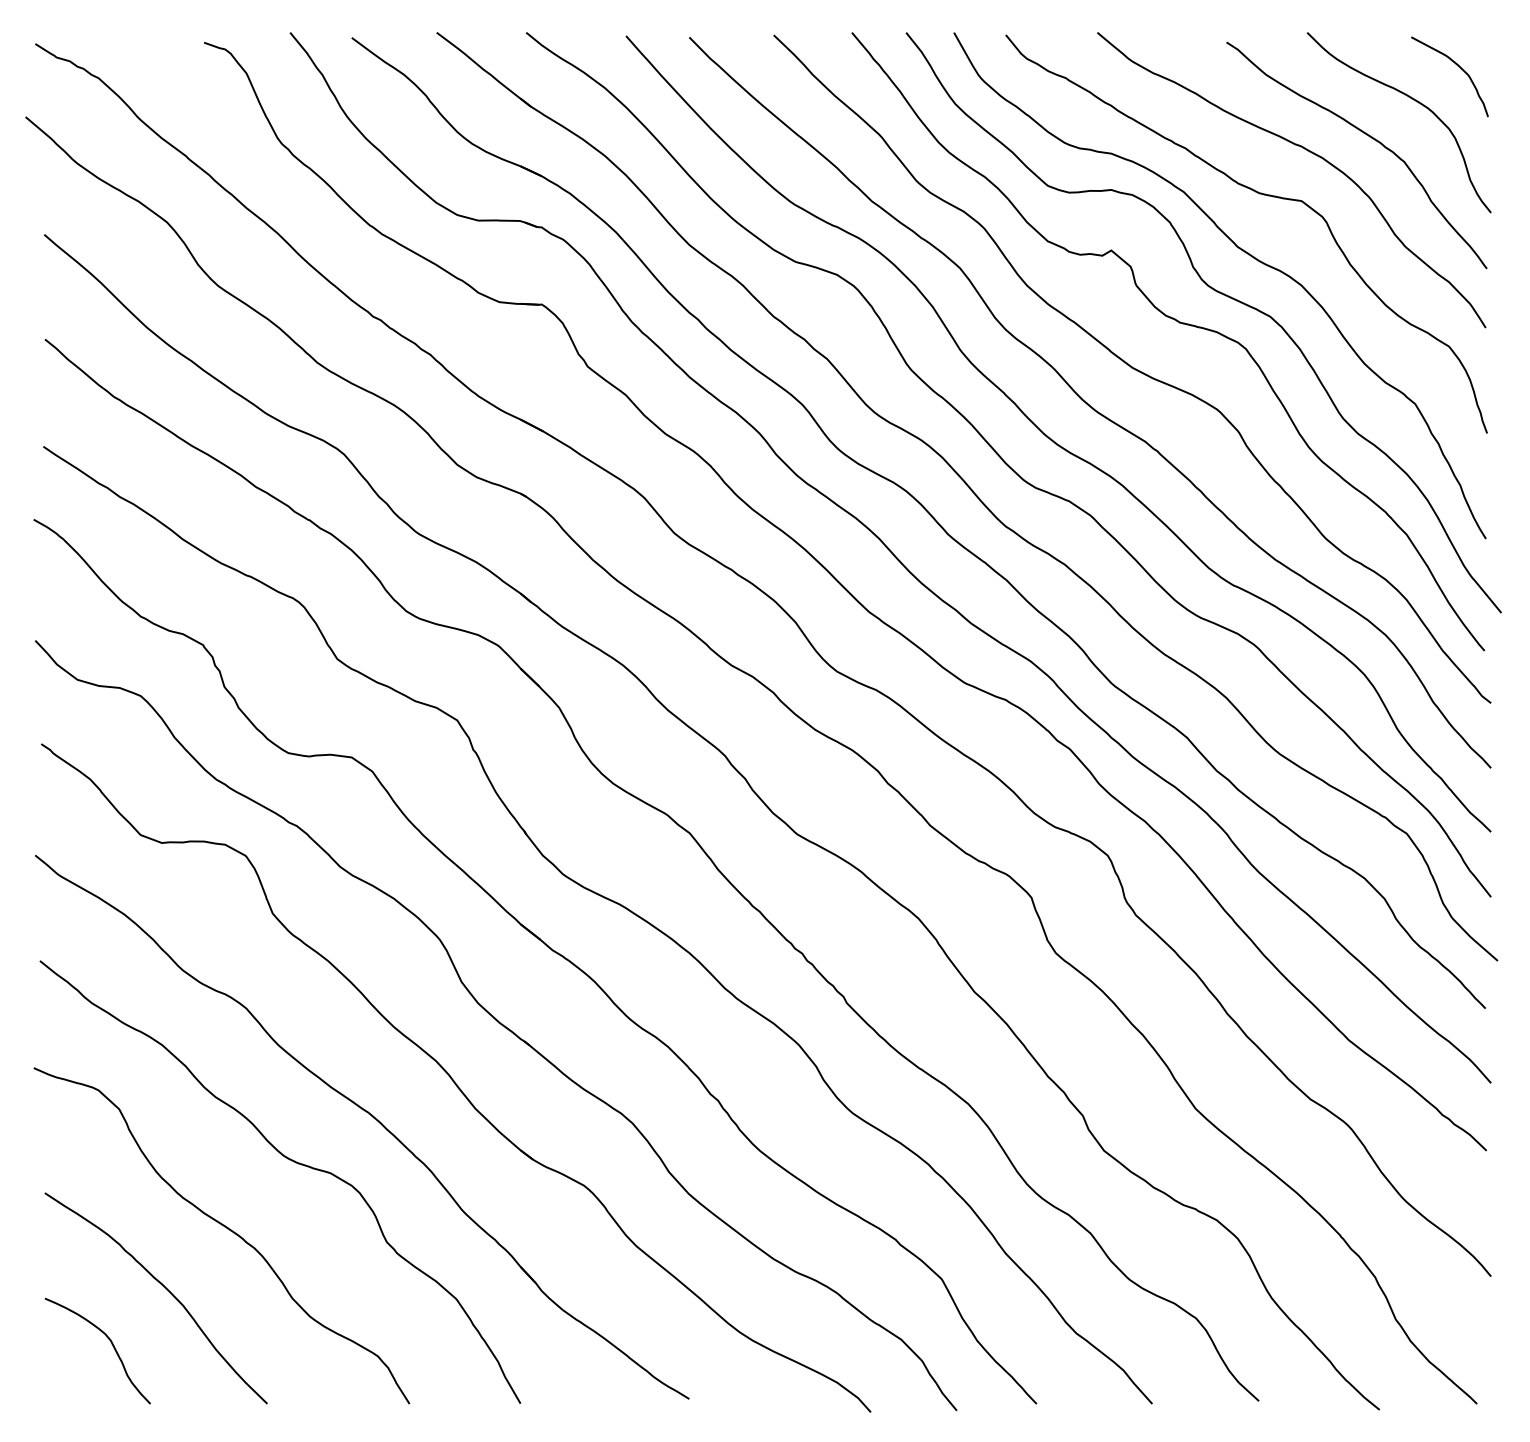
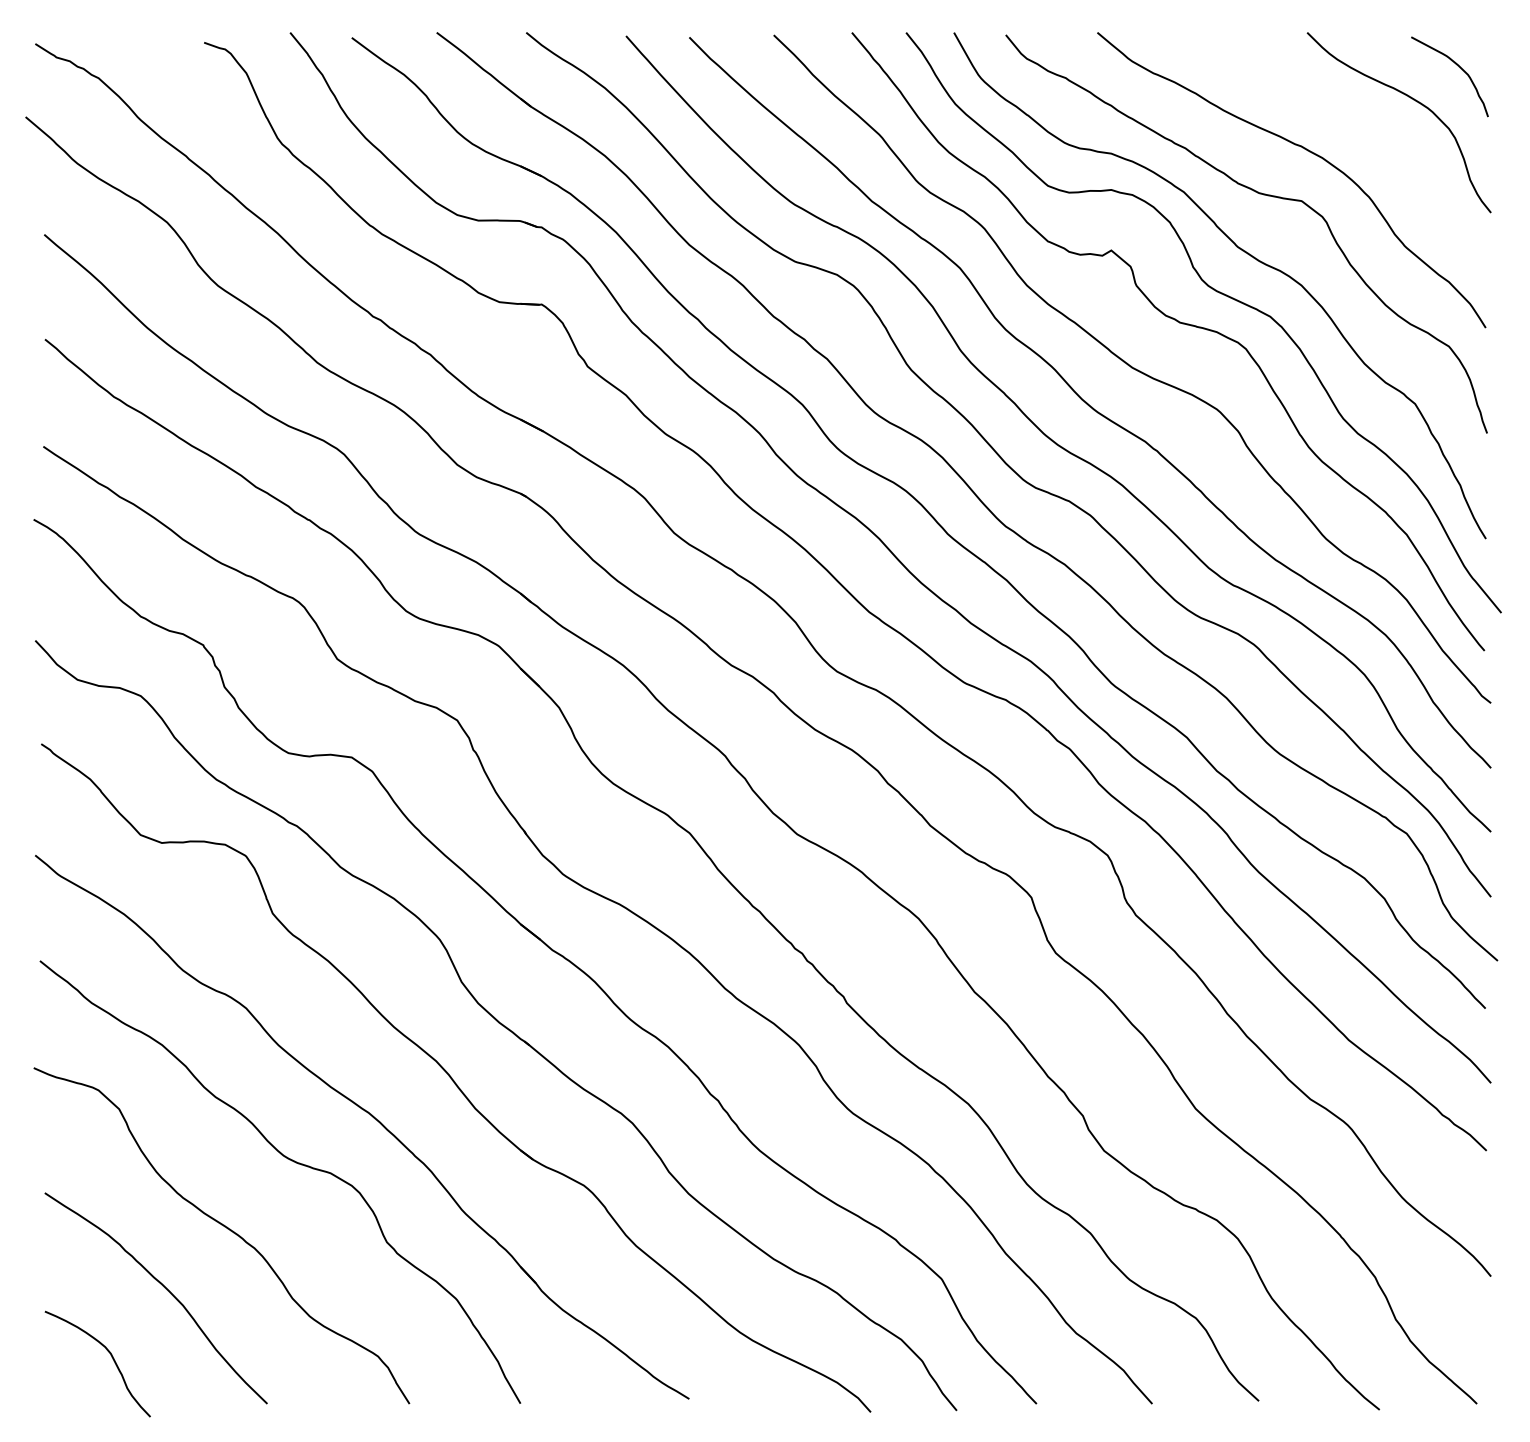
curve: present -> none (1369, 137)
curve position: (111, 1344) -> (111, 1357) (111, 1357)
